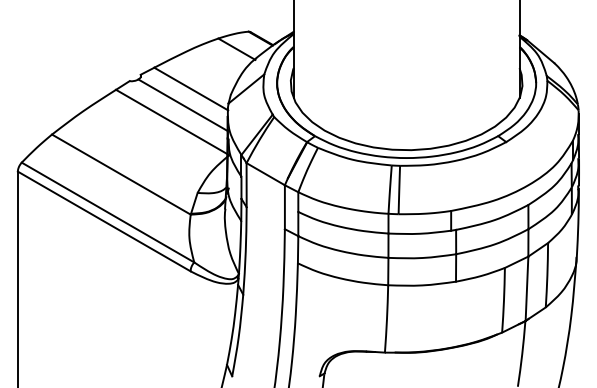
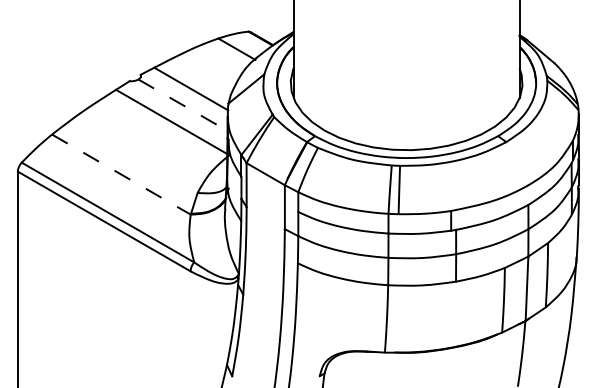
line: solid -> dashed (183, 105)
line: solid -> dashed (121, 174)
